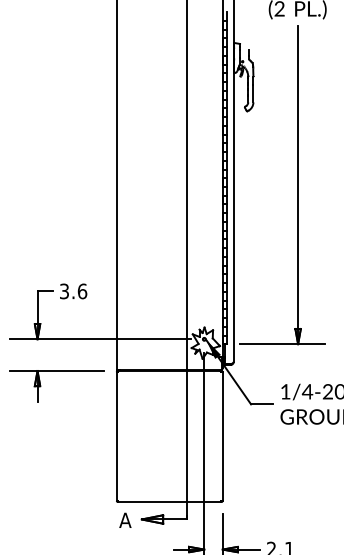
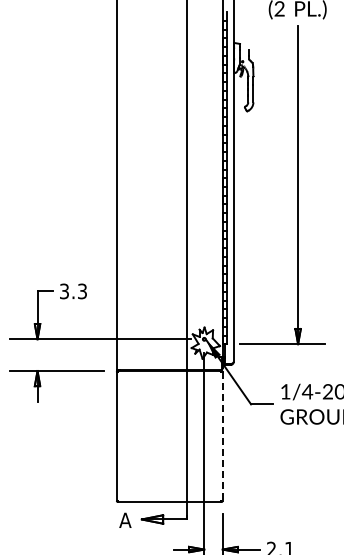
text: 3.6 -> 3.3 (82, 291)
line: solid -> dashed (222, 437)
